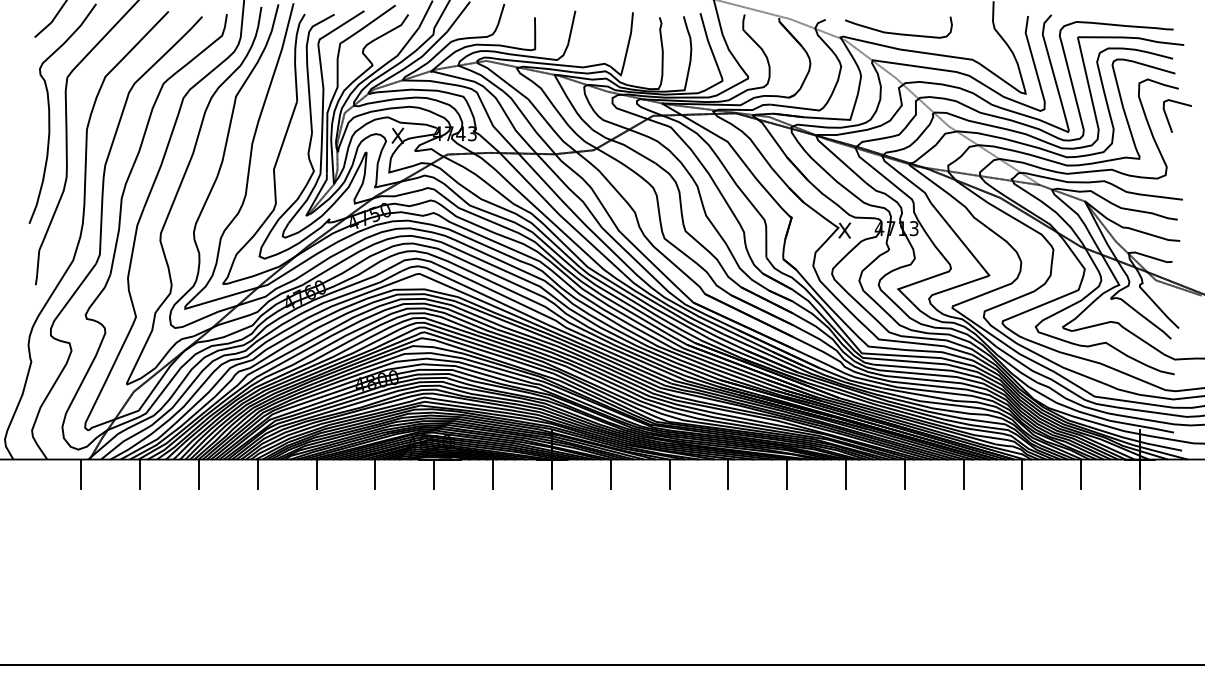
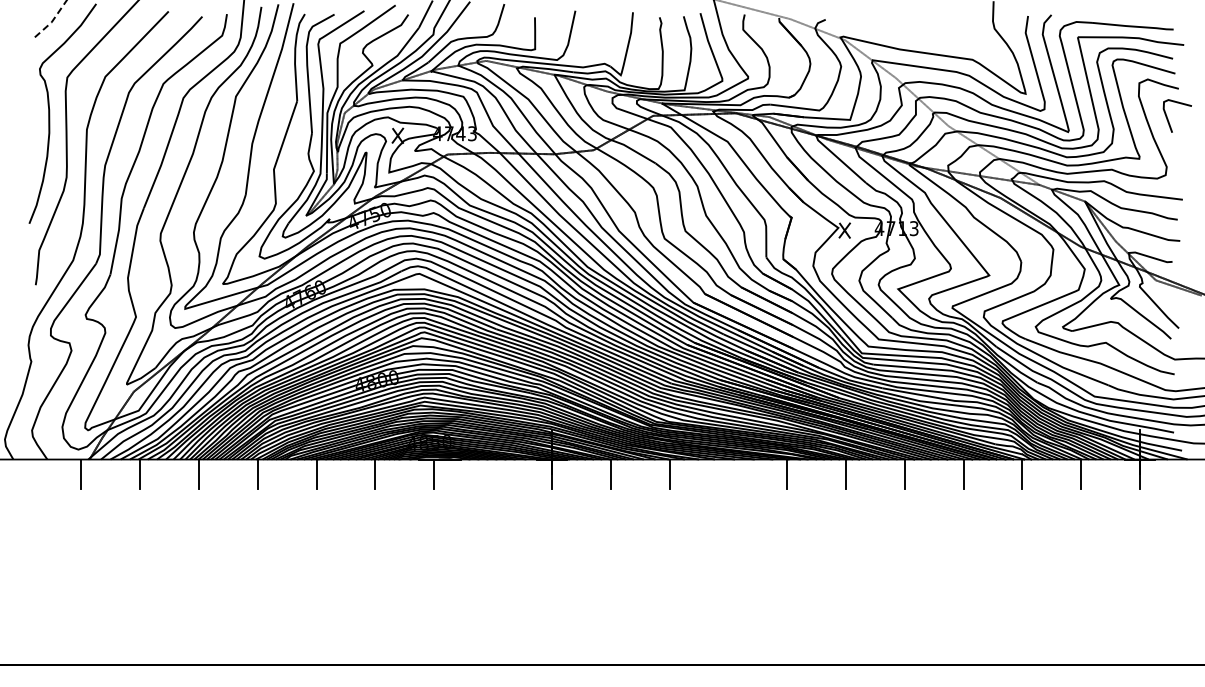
line: solid -> dashed (52, 21)
curve: present -> none (895, 32)
line: present -> none (493, 473)
line: present -> none (728, 473)
